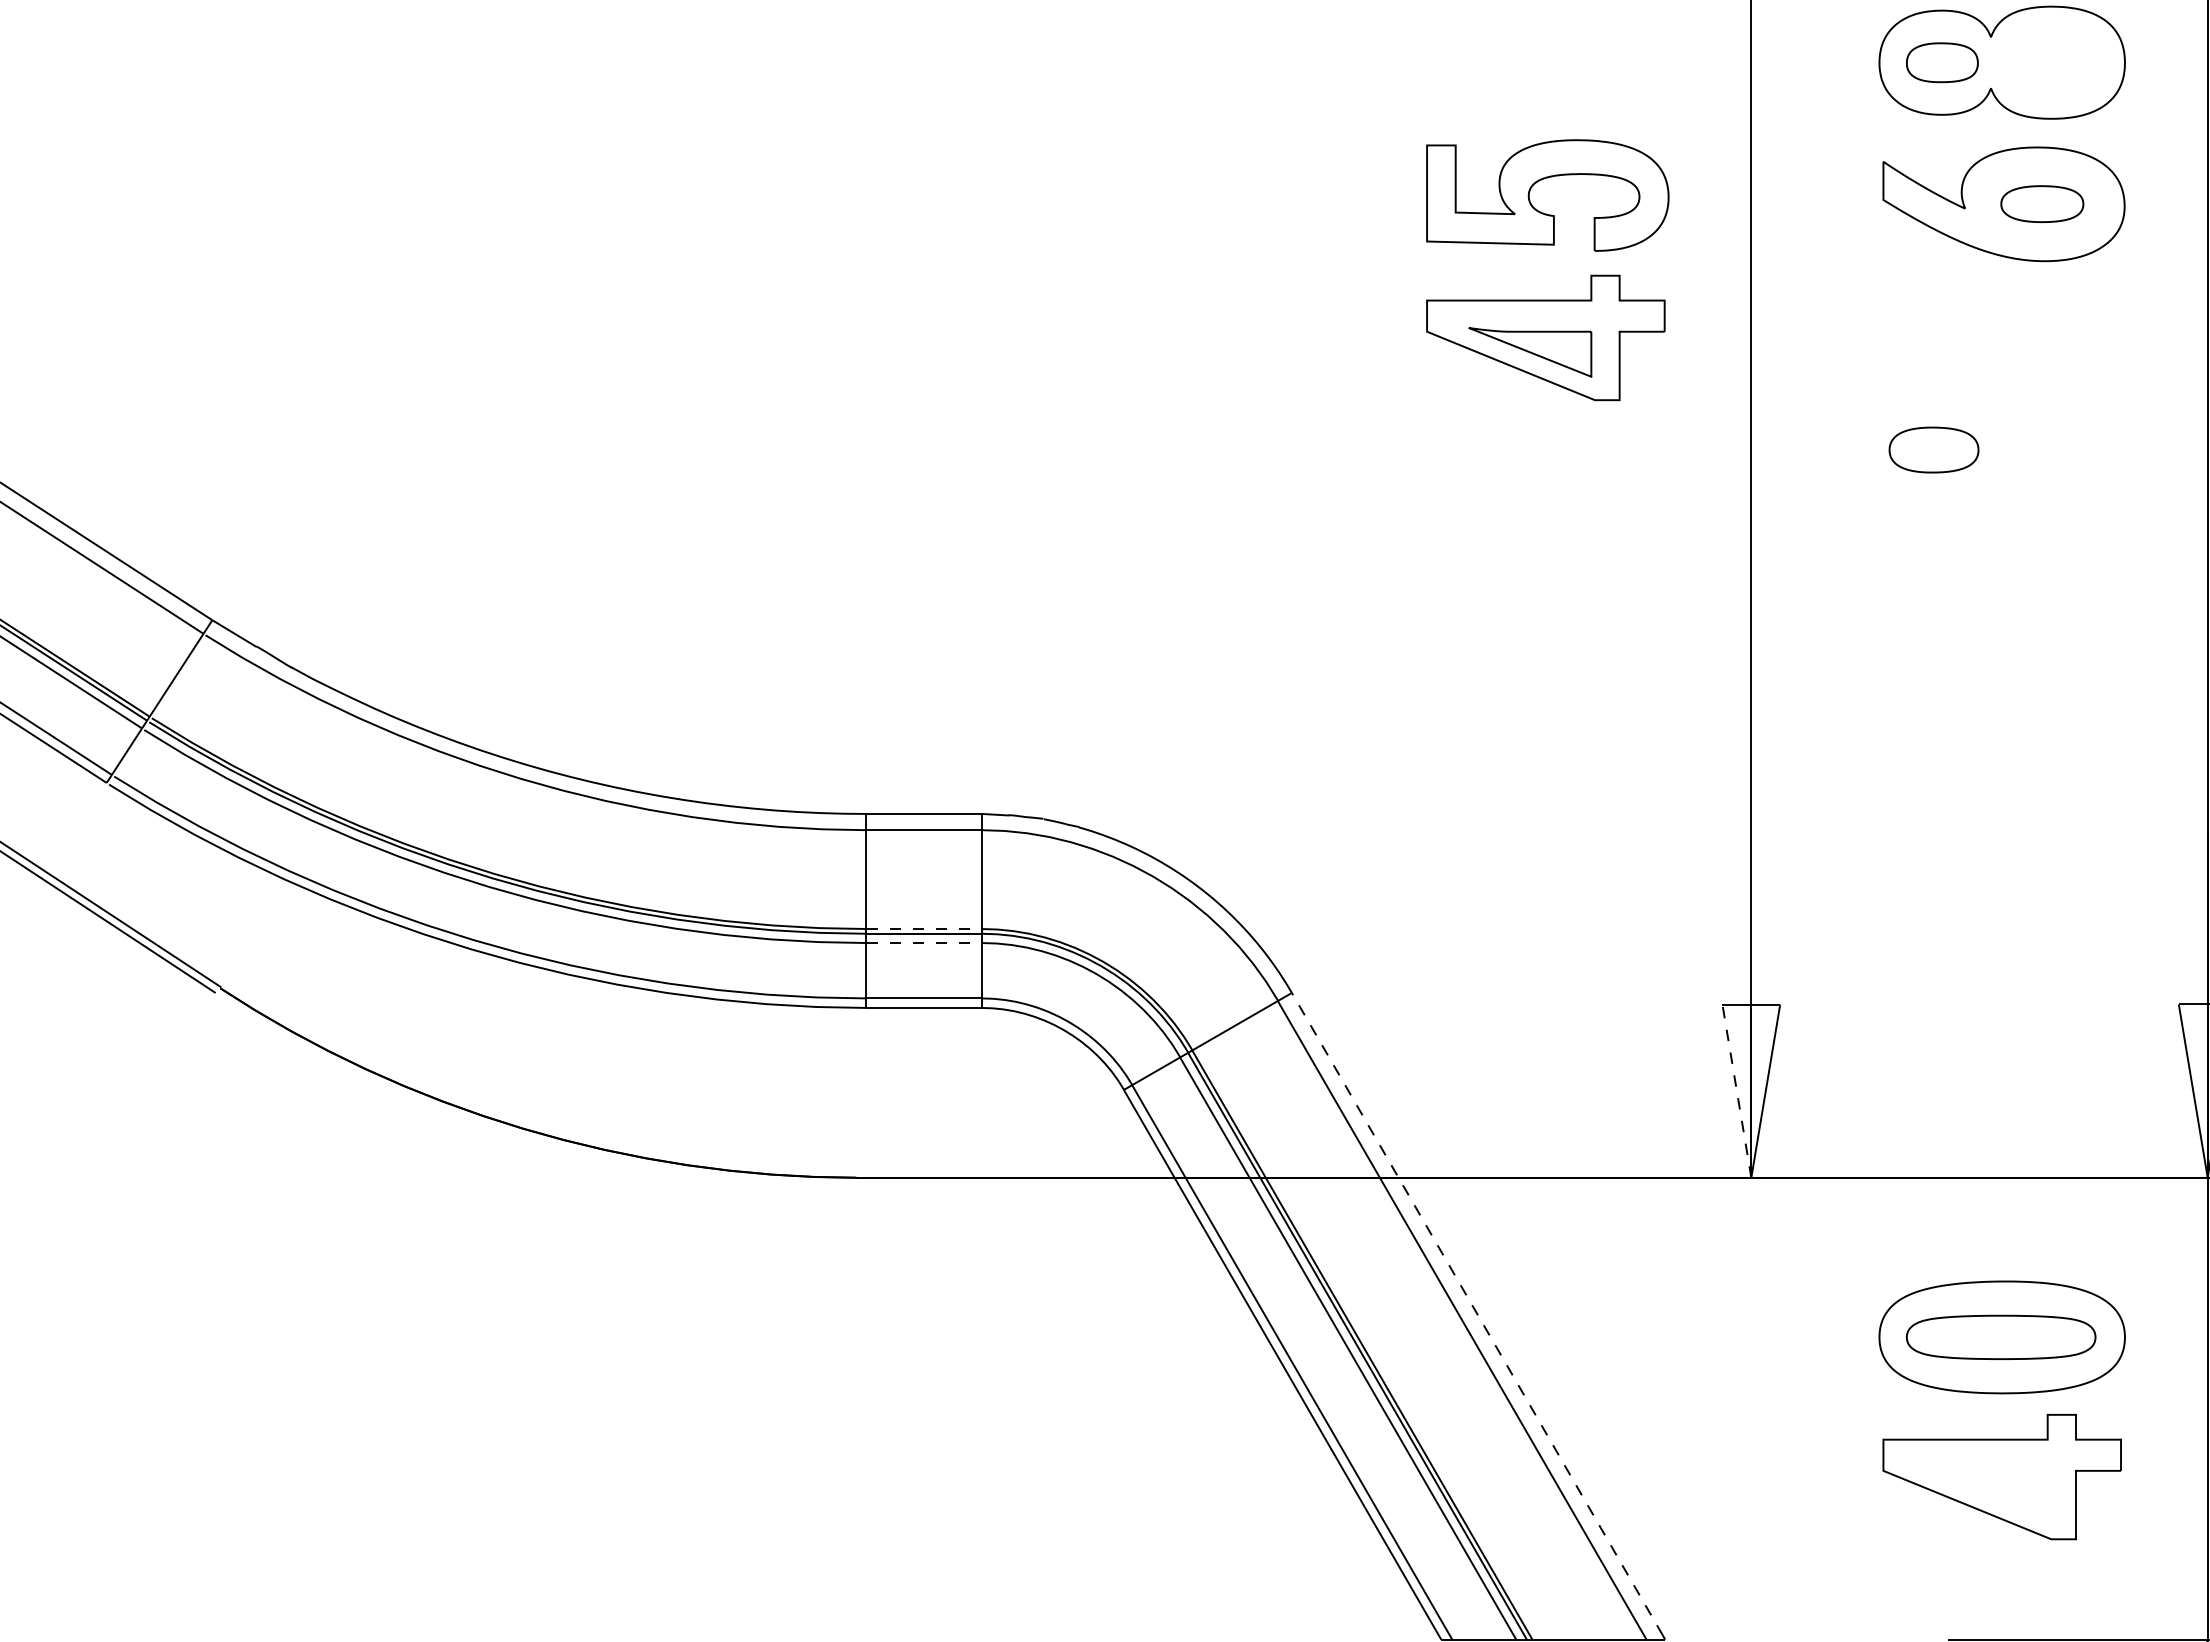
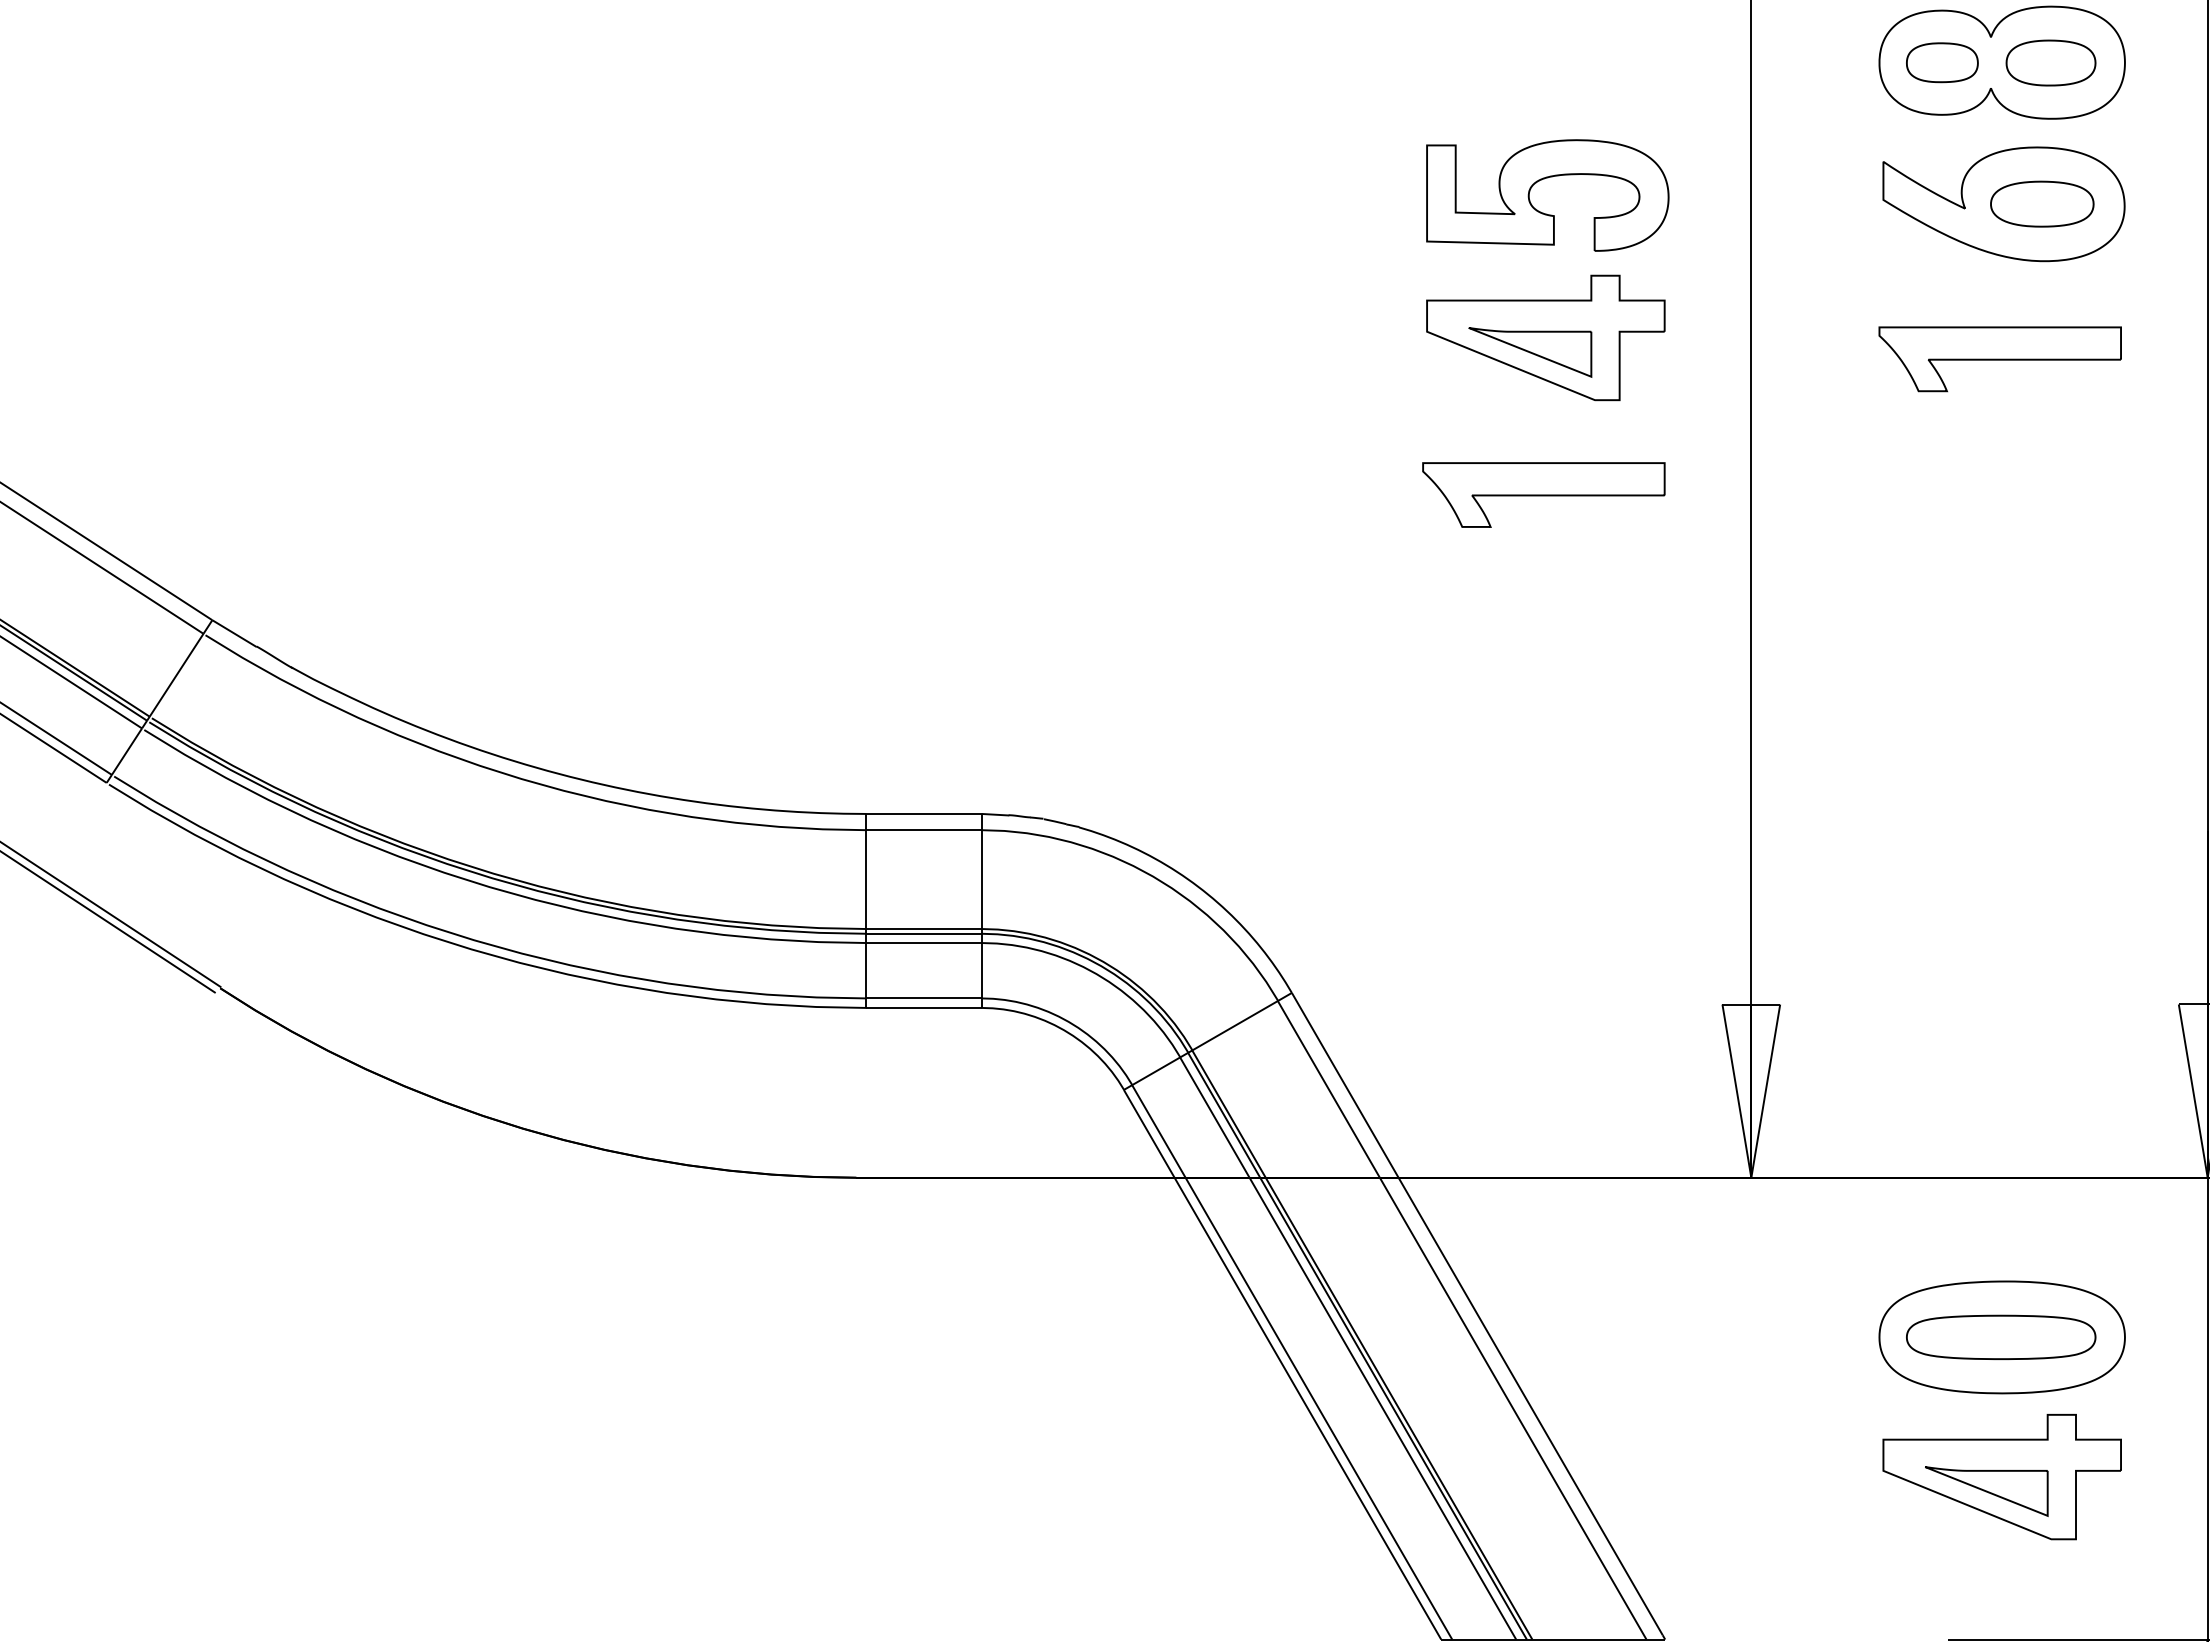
part size: 85x38 px -> 105x48 px (2042, 203)
part: none -> present (1999, 359)
part position: (1933, 449) -> (2050, 62) (2050, 62)
part: none -> present (1543, 494)
line: dashed -> solid (924, 929)
line: dashed -> solid (924, 943)
line: dashed -> solid (1736, 1091)
line: dashed -> solid (1477, 1314)
part: none -> present (1986, 1491)
